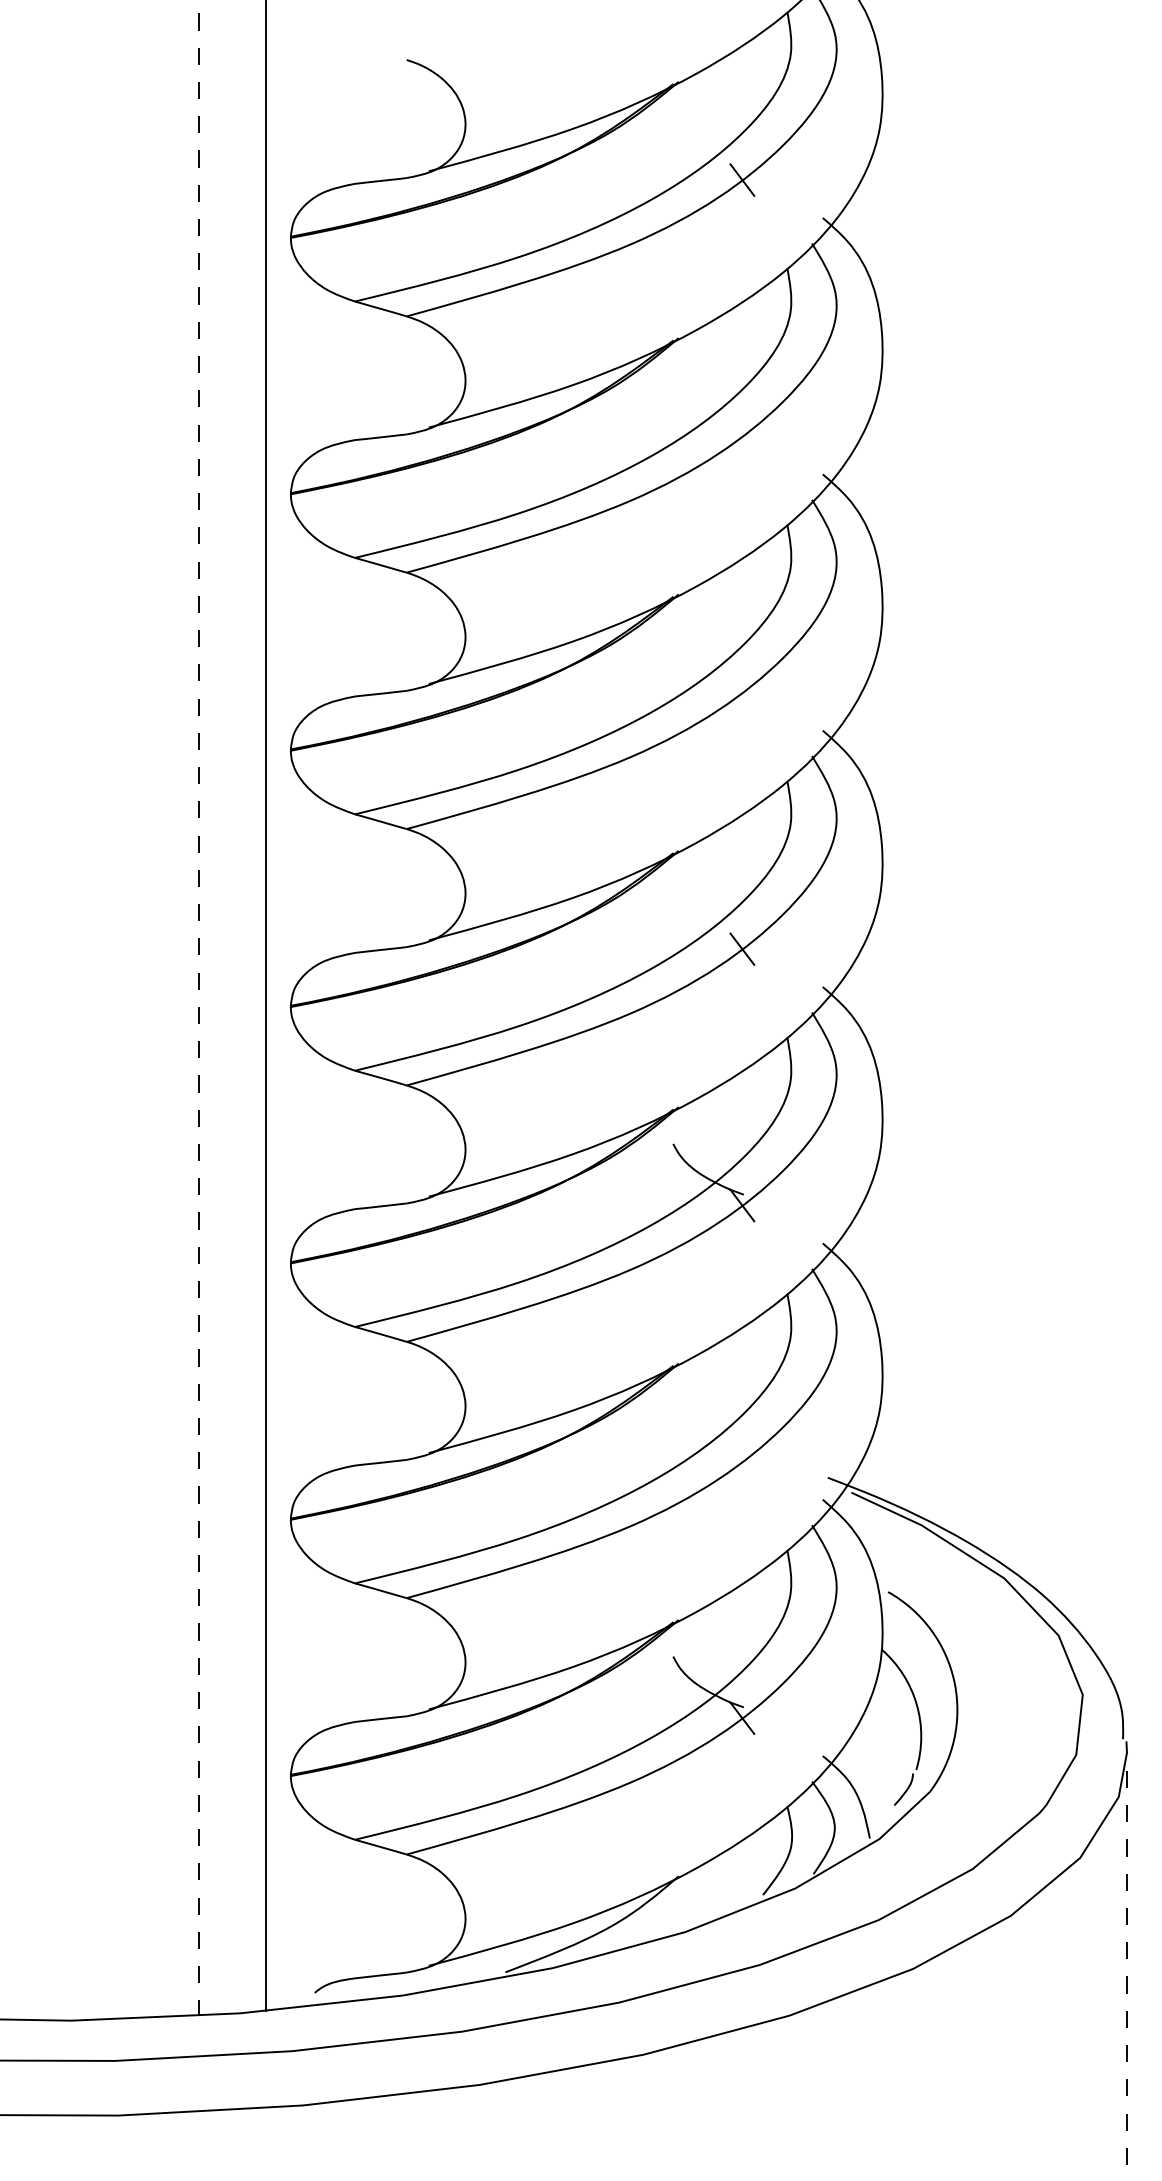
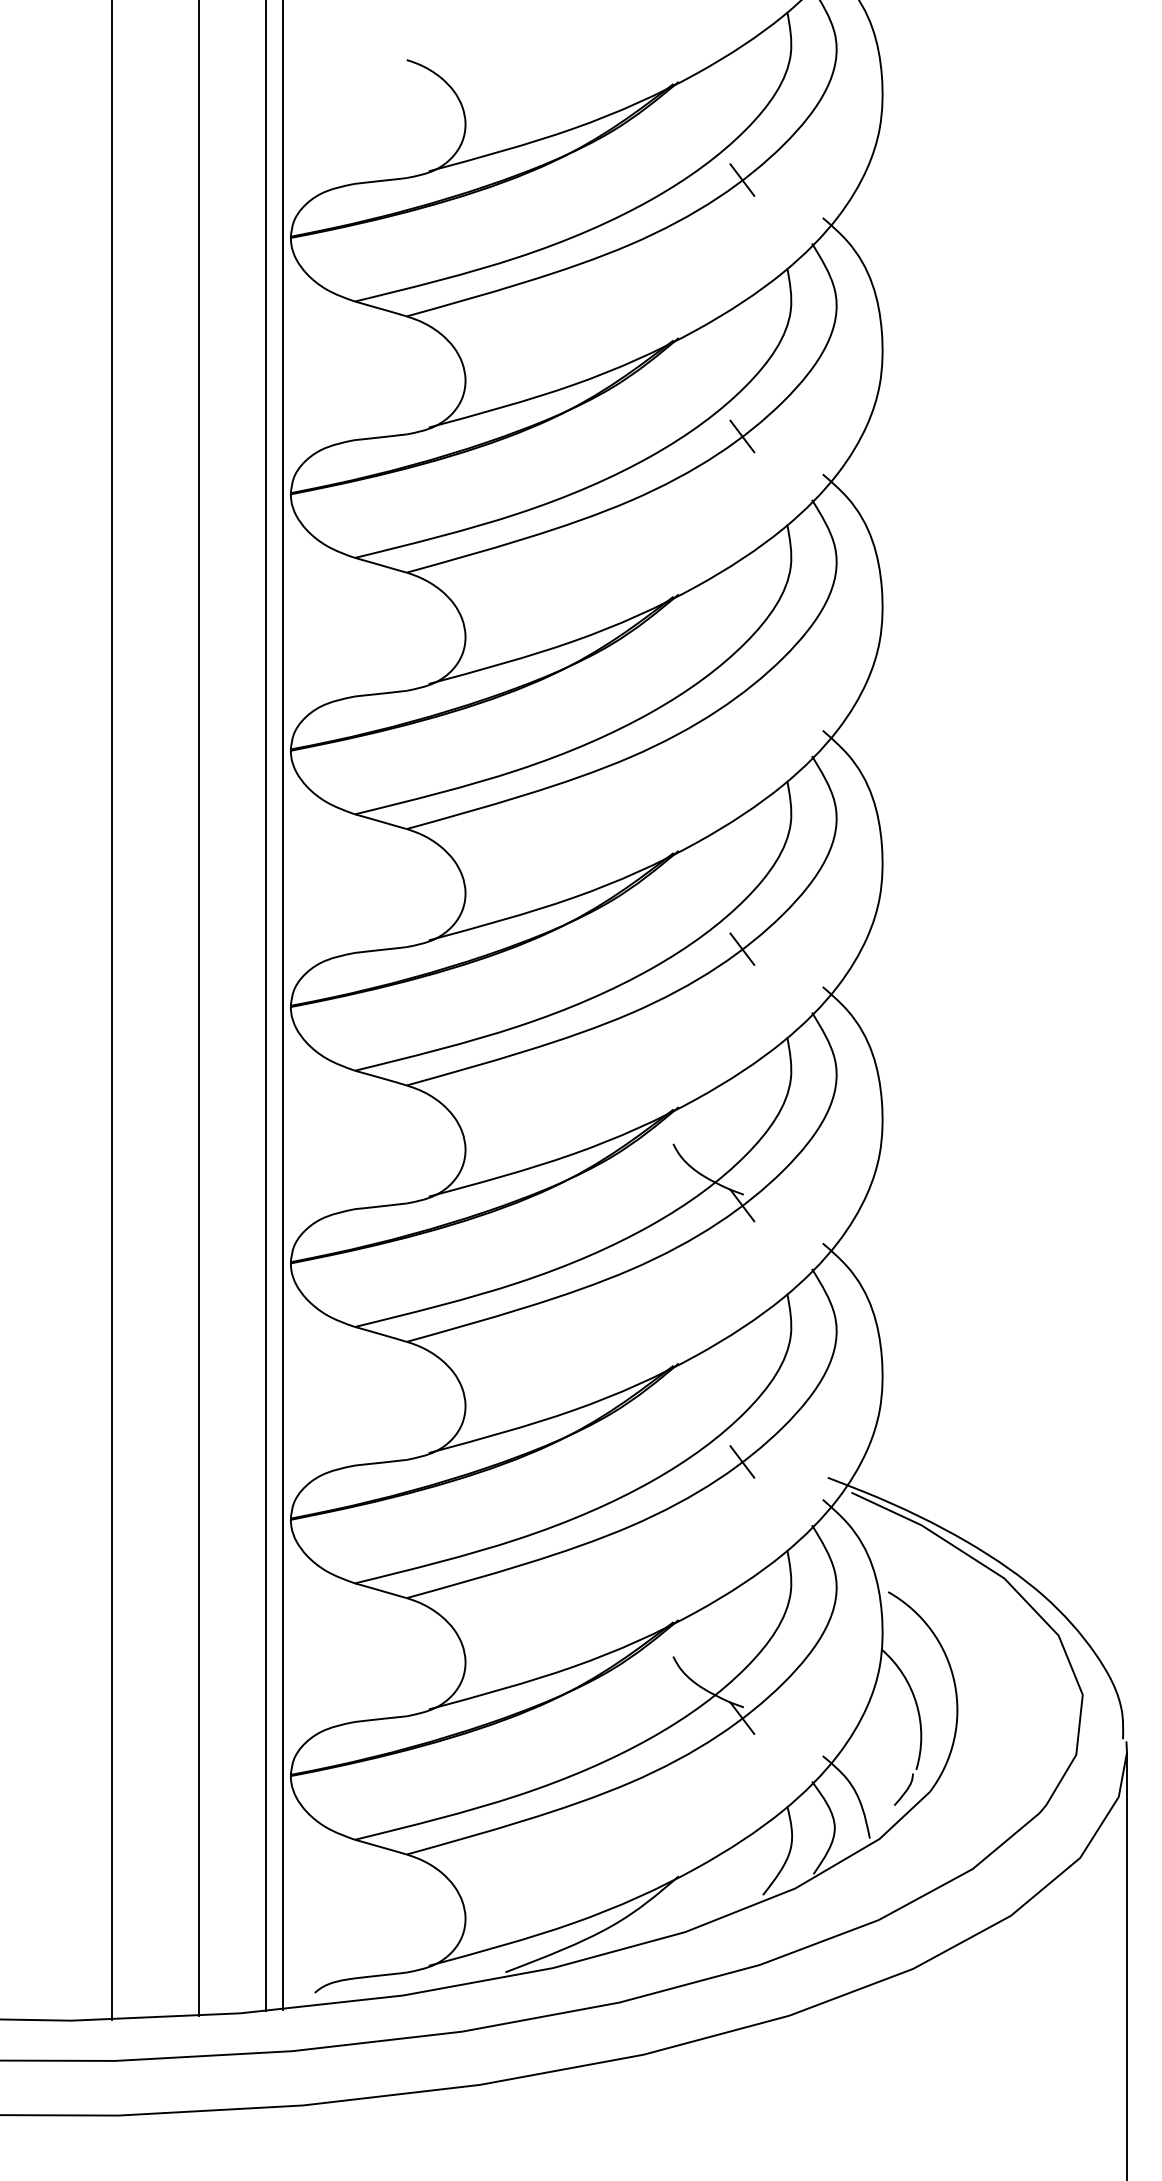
line: none -> present (742, 436)
line: none -> present (282, 1005)
line: dashed -> solid (198, 1008)
line: none -> present (111, 1010)
line: none -> present (742, 1461)
line: dashed -> solid (1126, 1966)
